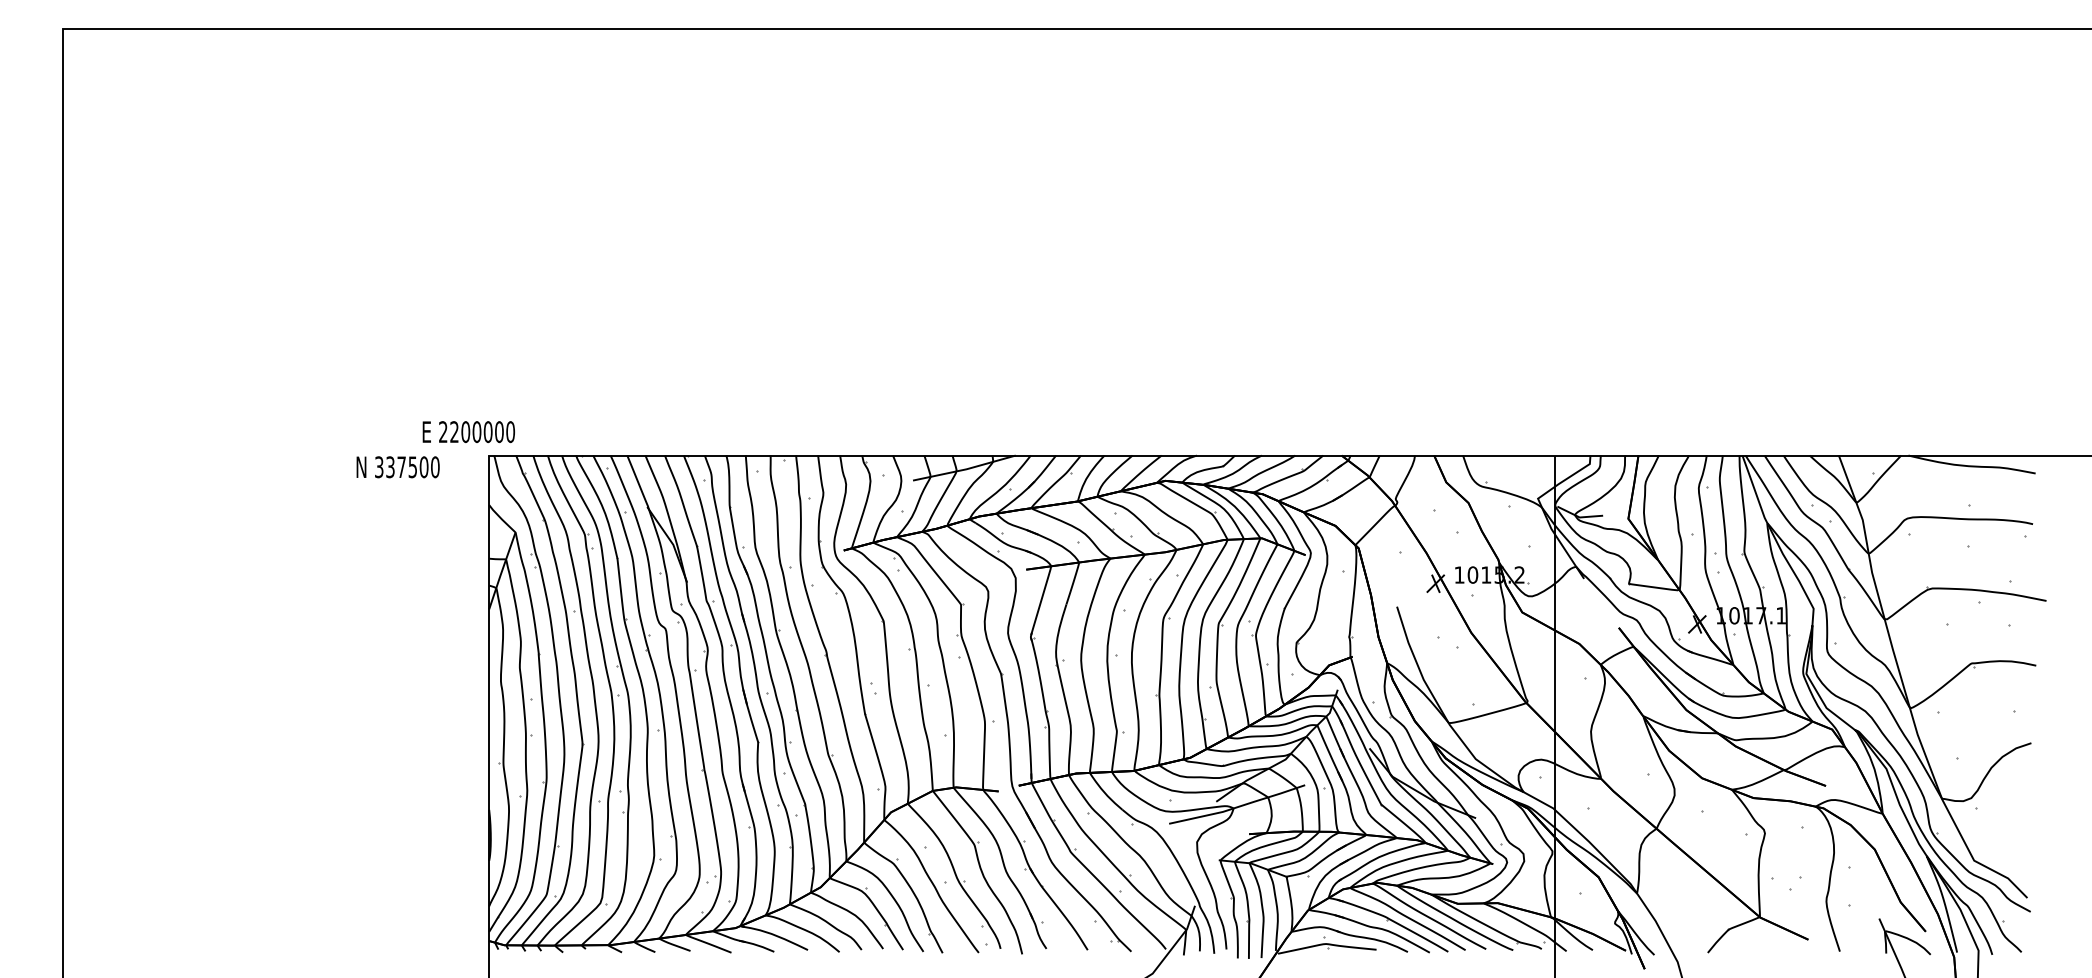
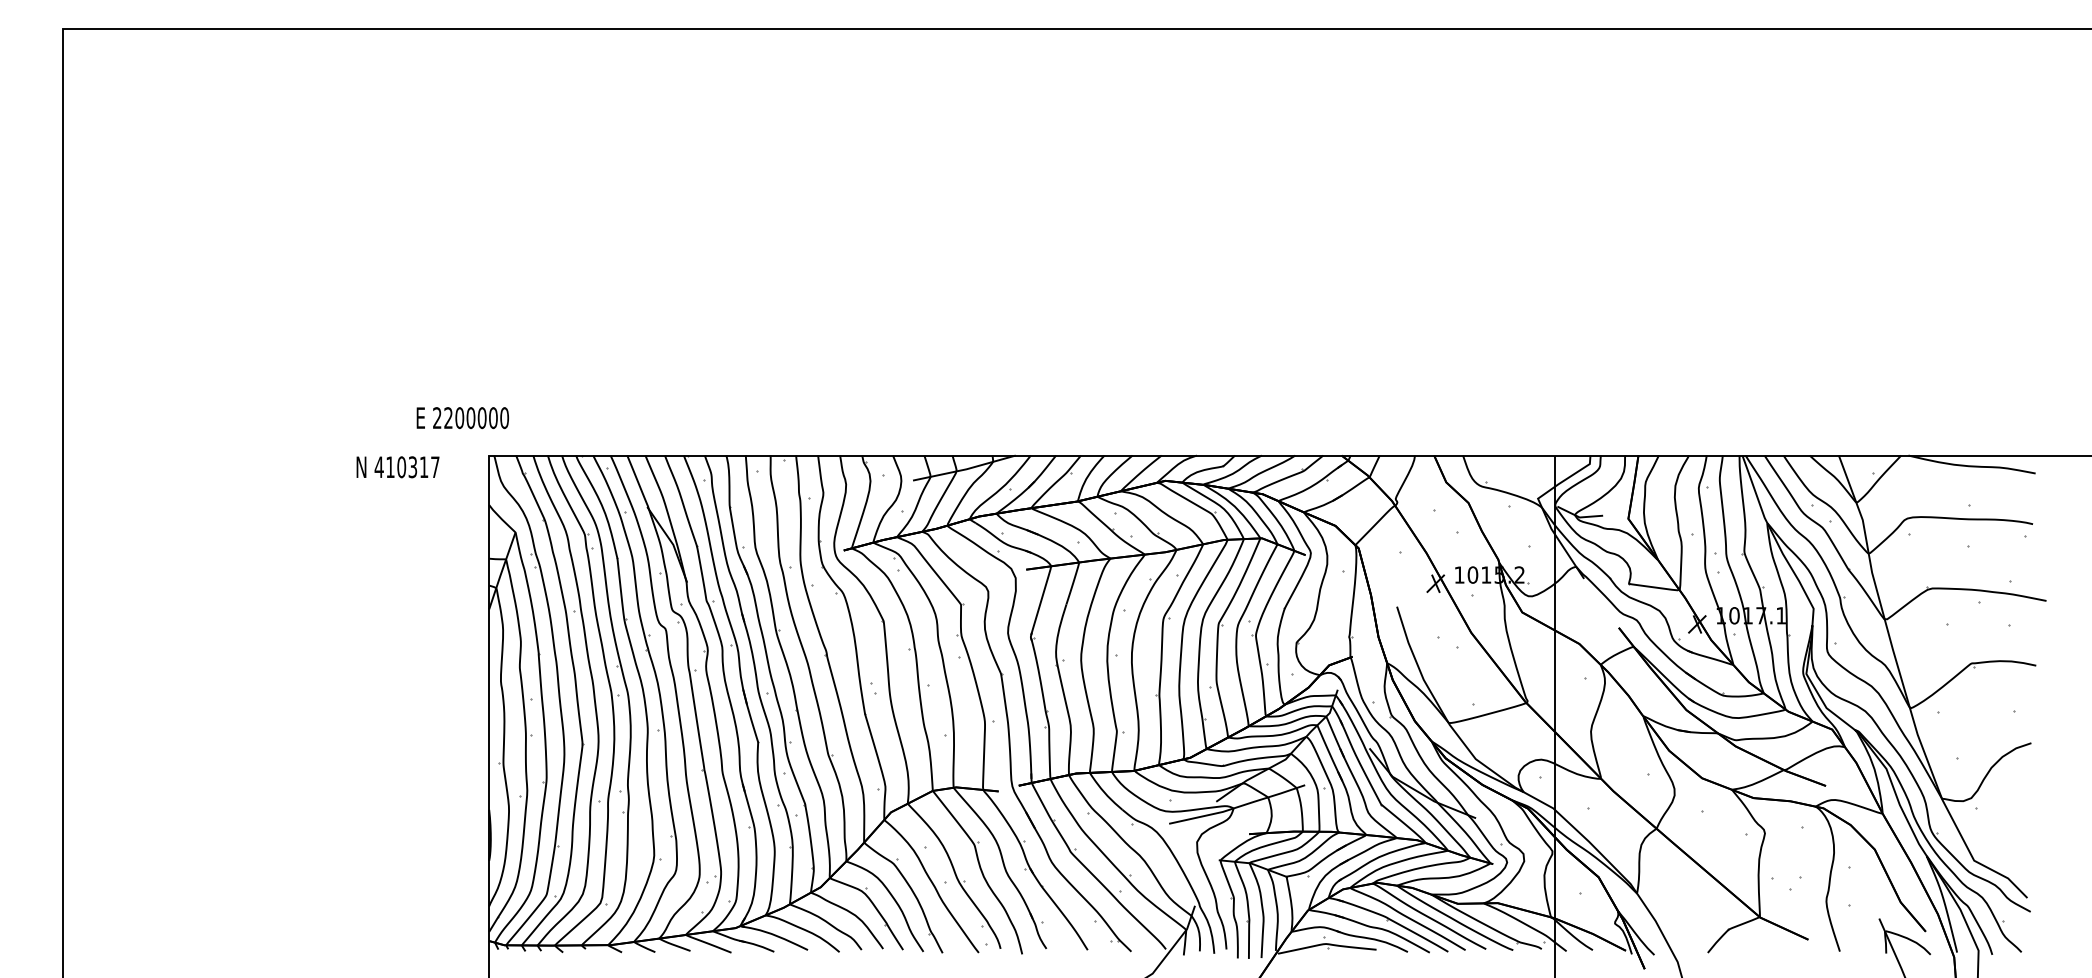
text position: (468, 432) -> (462, 418) (462, 418)
text: 337500 -> 410317 (406, 467)
